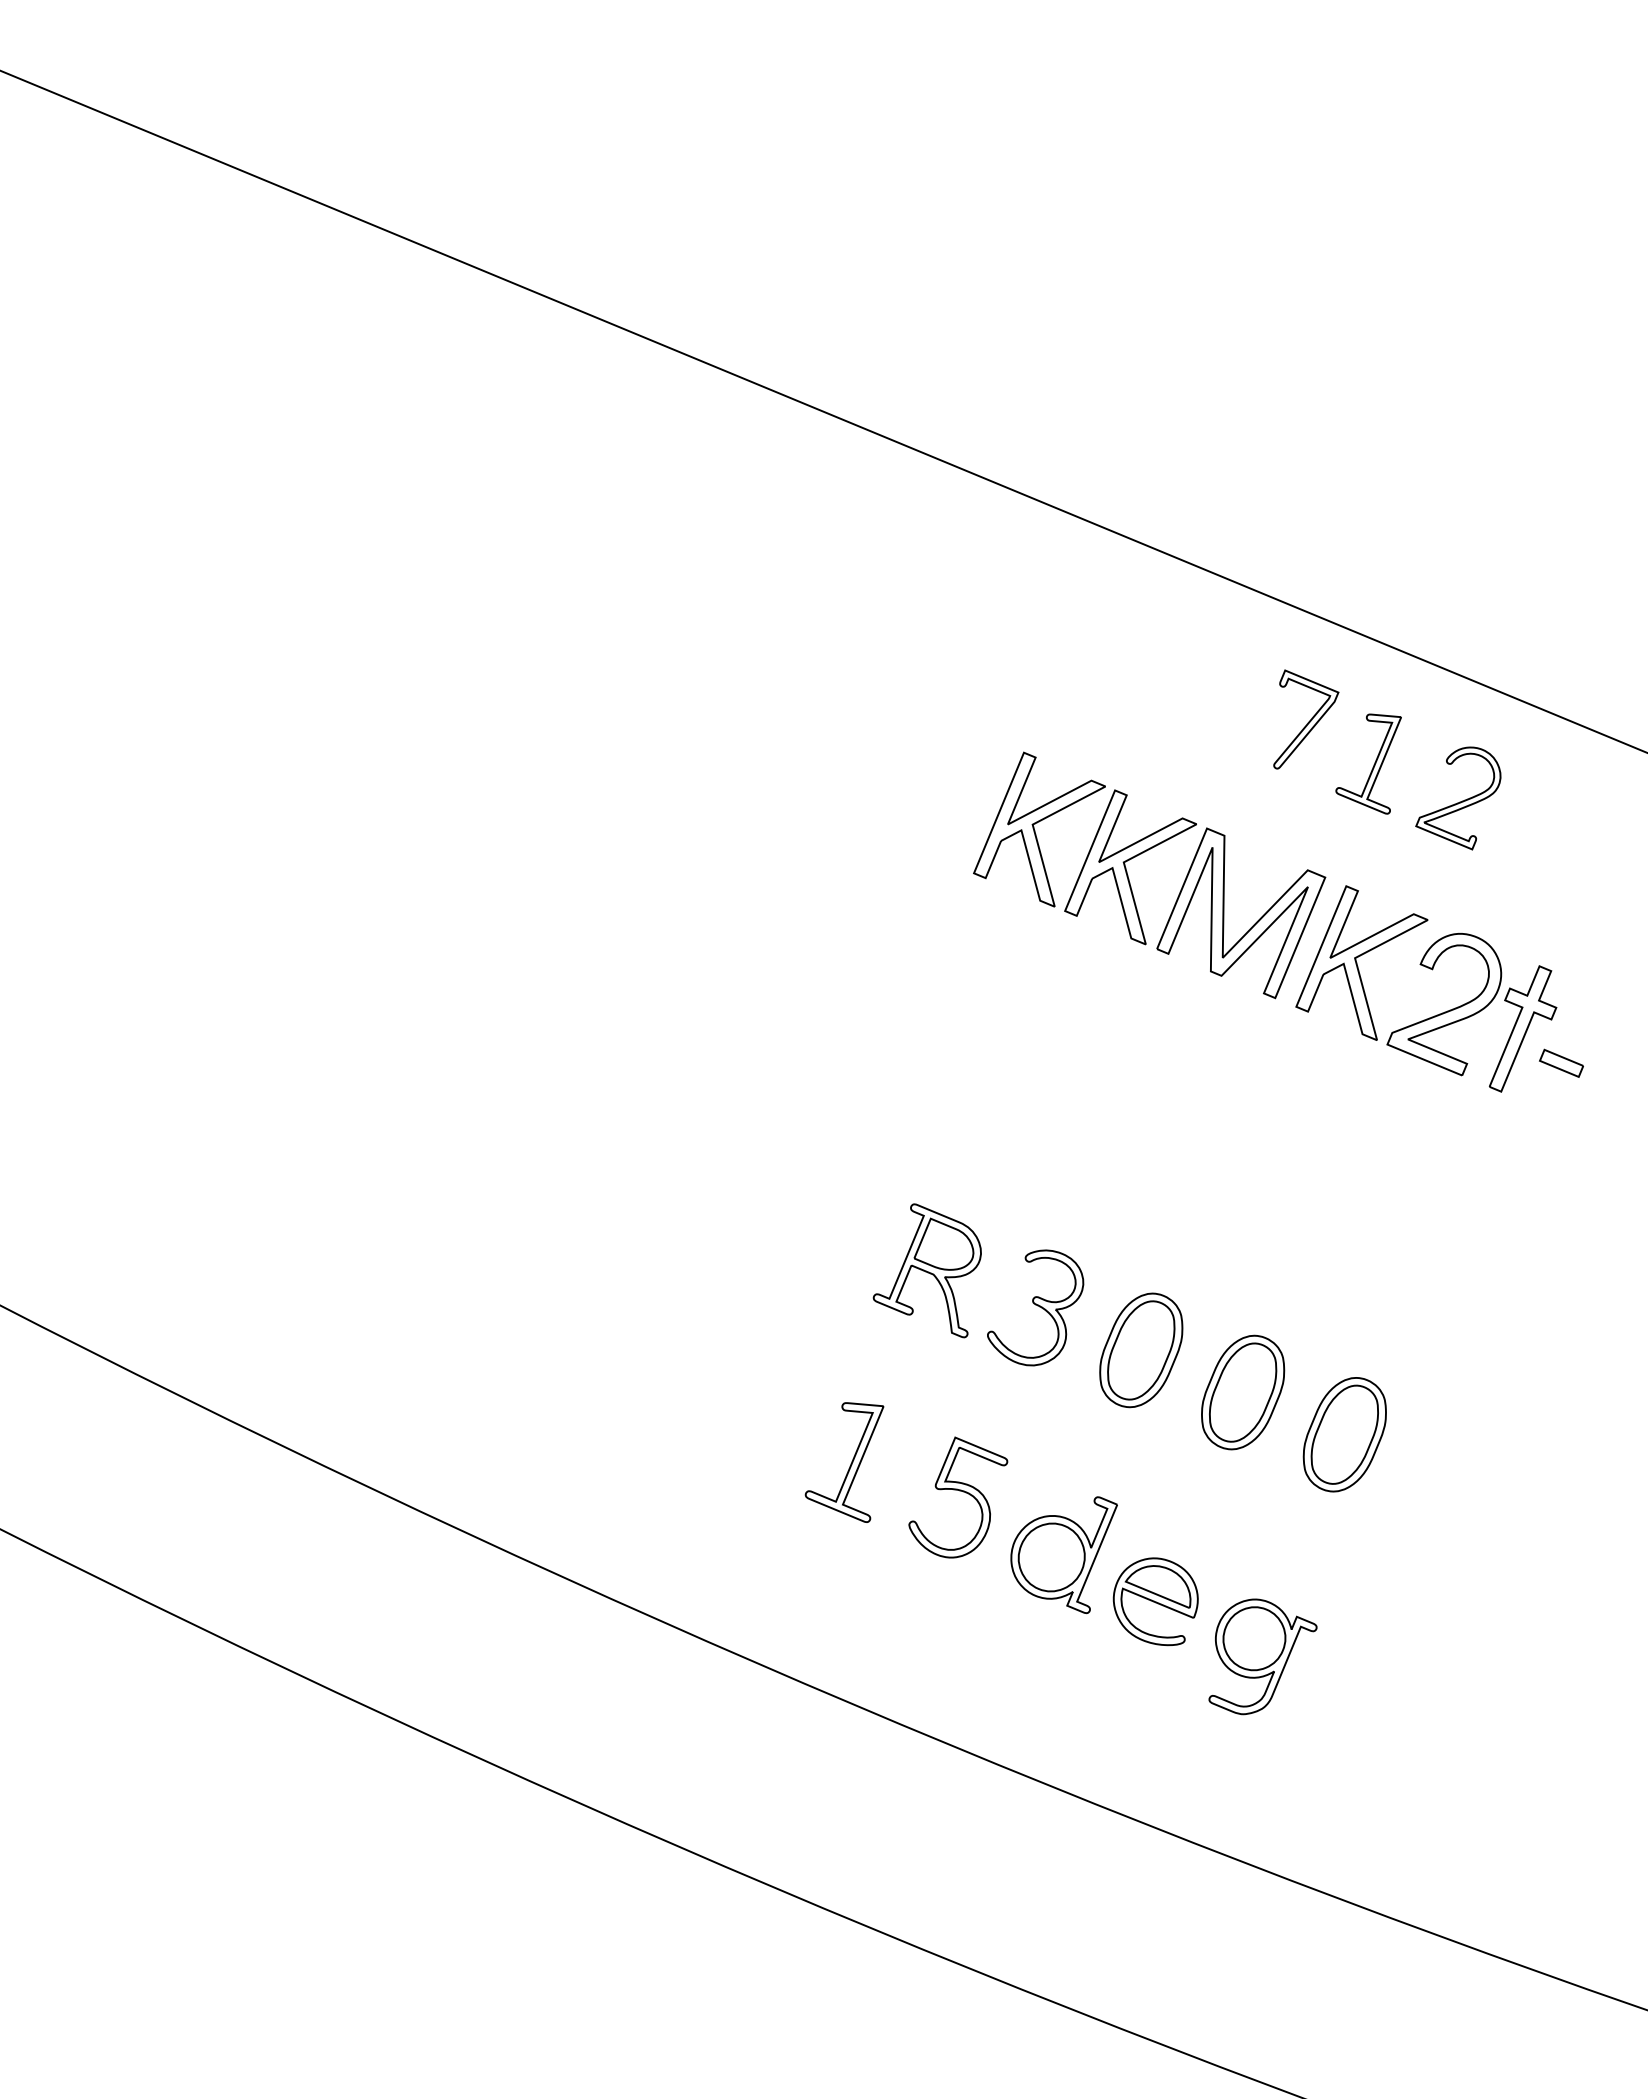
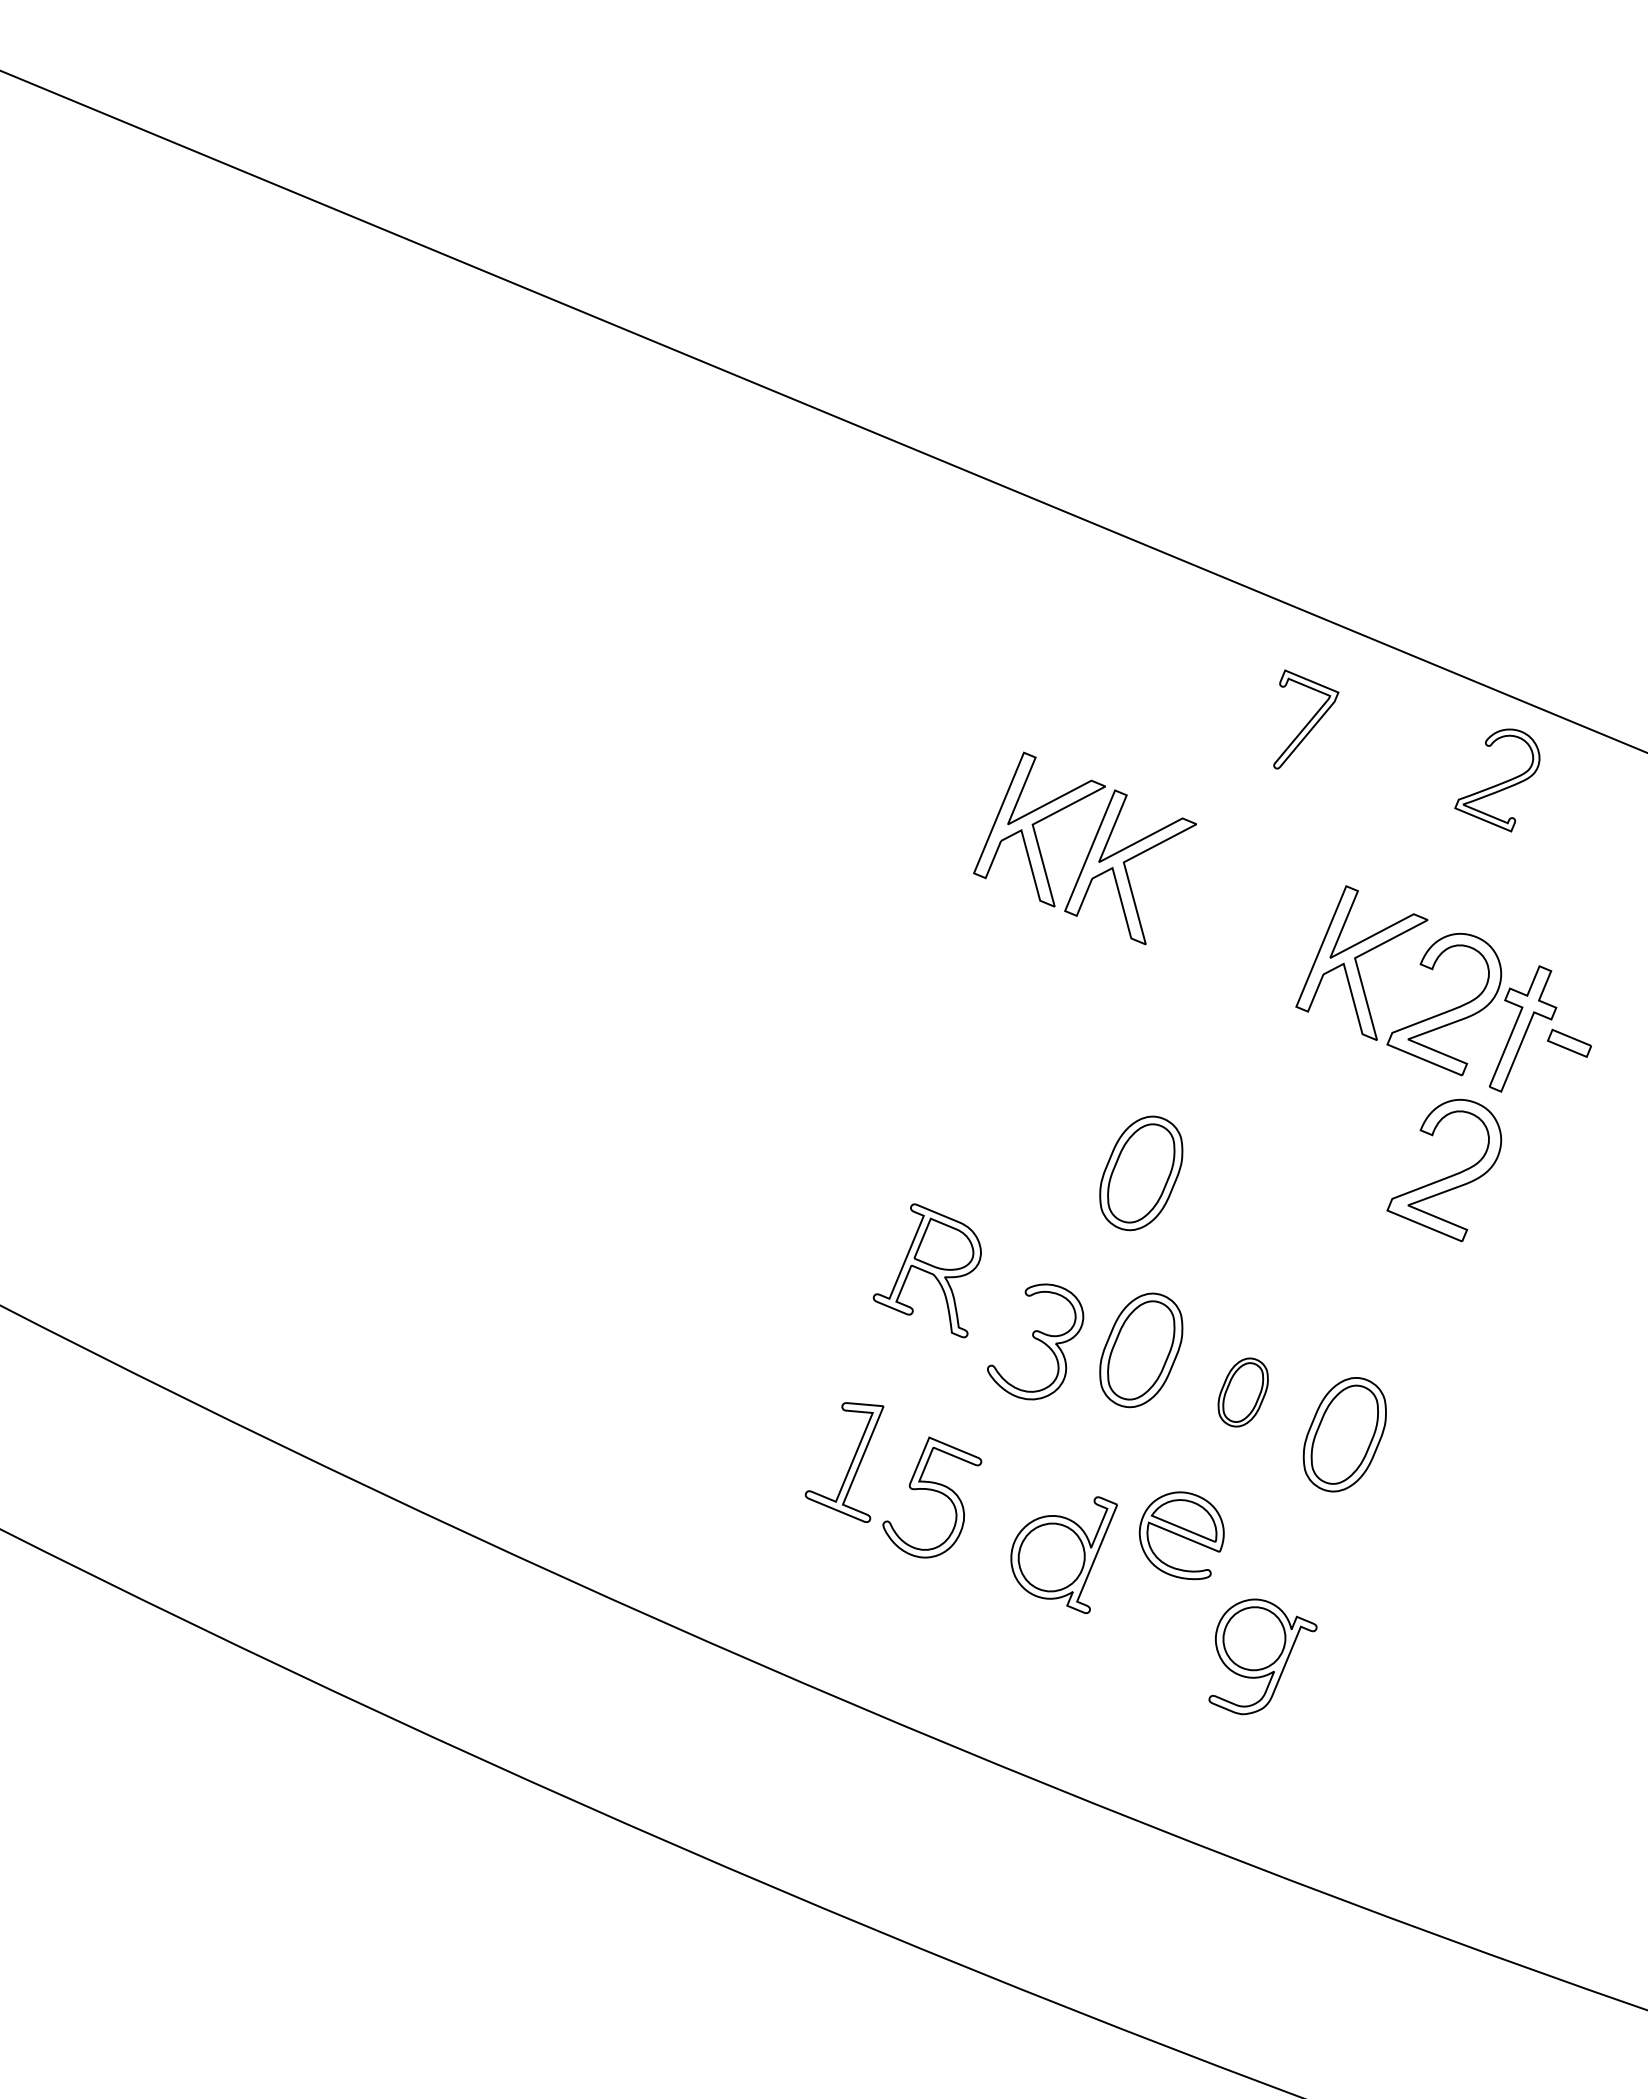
part: present -> none (1368, 763)
part position: (1458, 798) -> (1497, 780) (1497, 780)
part: present -> none (1253, 924)
part position: (1561, 1062) -> (1569, 1042) (1569, 1042)
part: none -> present (1141, 1173)
part: none -> present (1447, 1176)
part position: (1035, 1307) -> (1035, 1341) (1035, 1341)
part size: 85x117 px -> 52x71 px (1242, 1392)
part position: (959, 1491) -> (933, 1491) (933, 1491)
part position: (1155, 1601) -> (1181, 1535) (1181, 1535)
